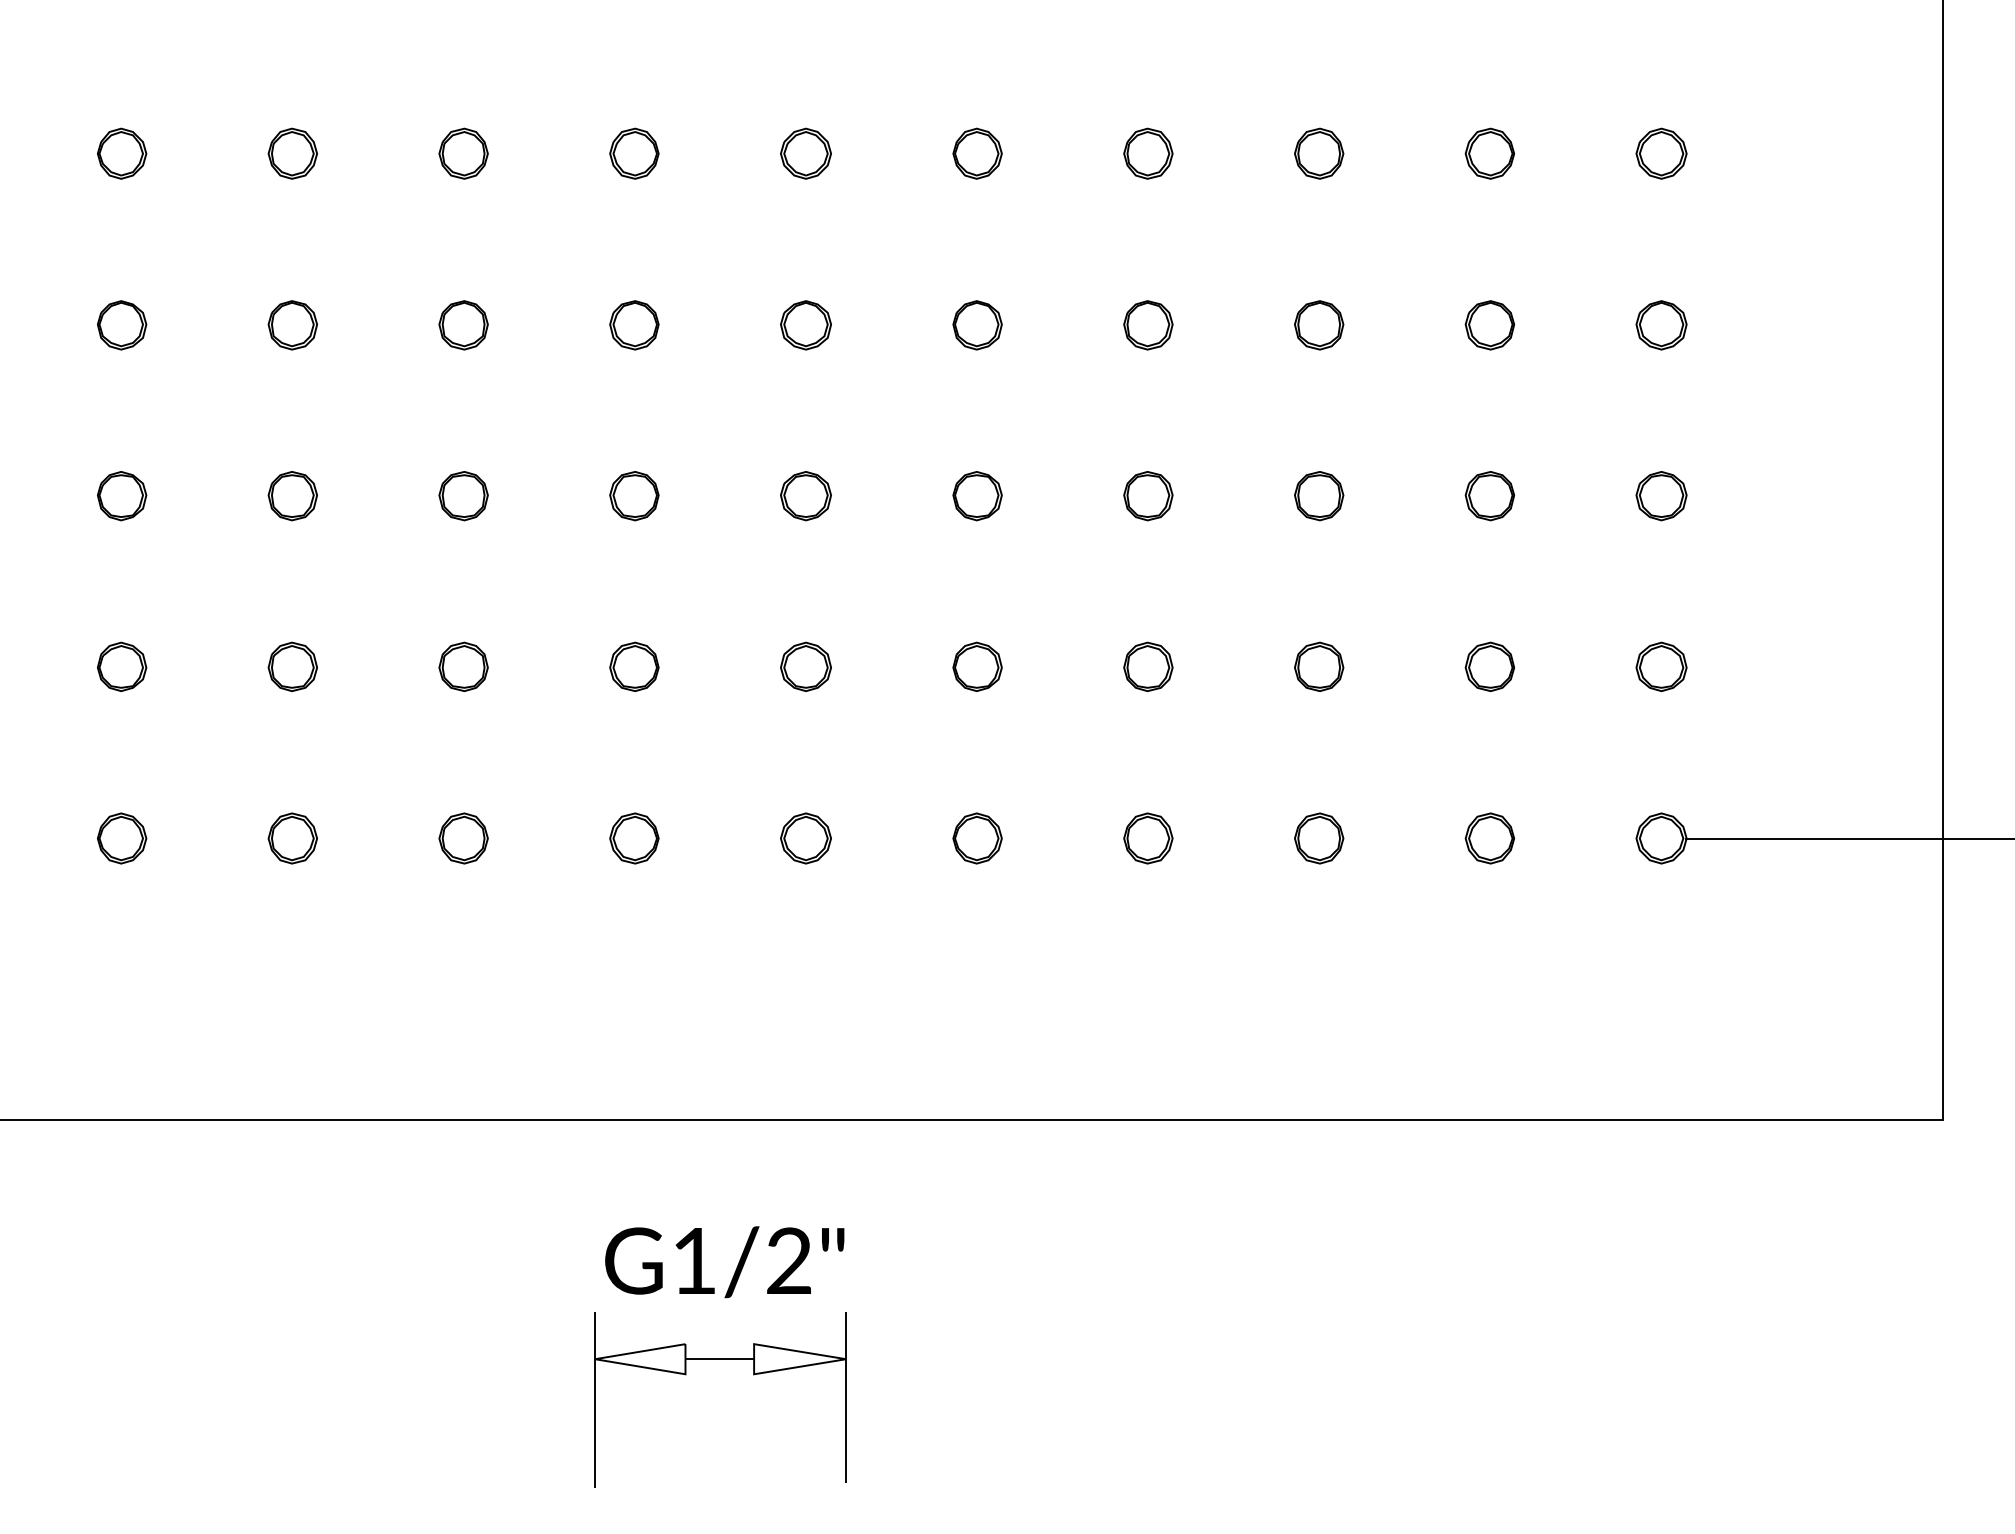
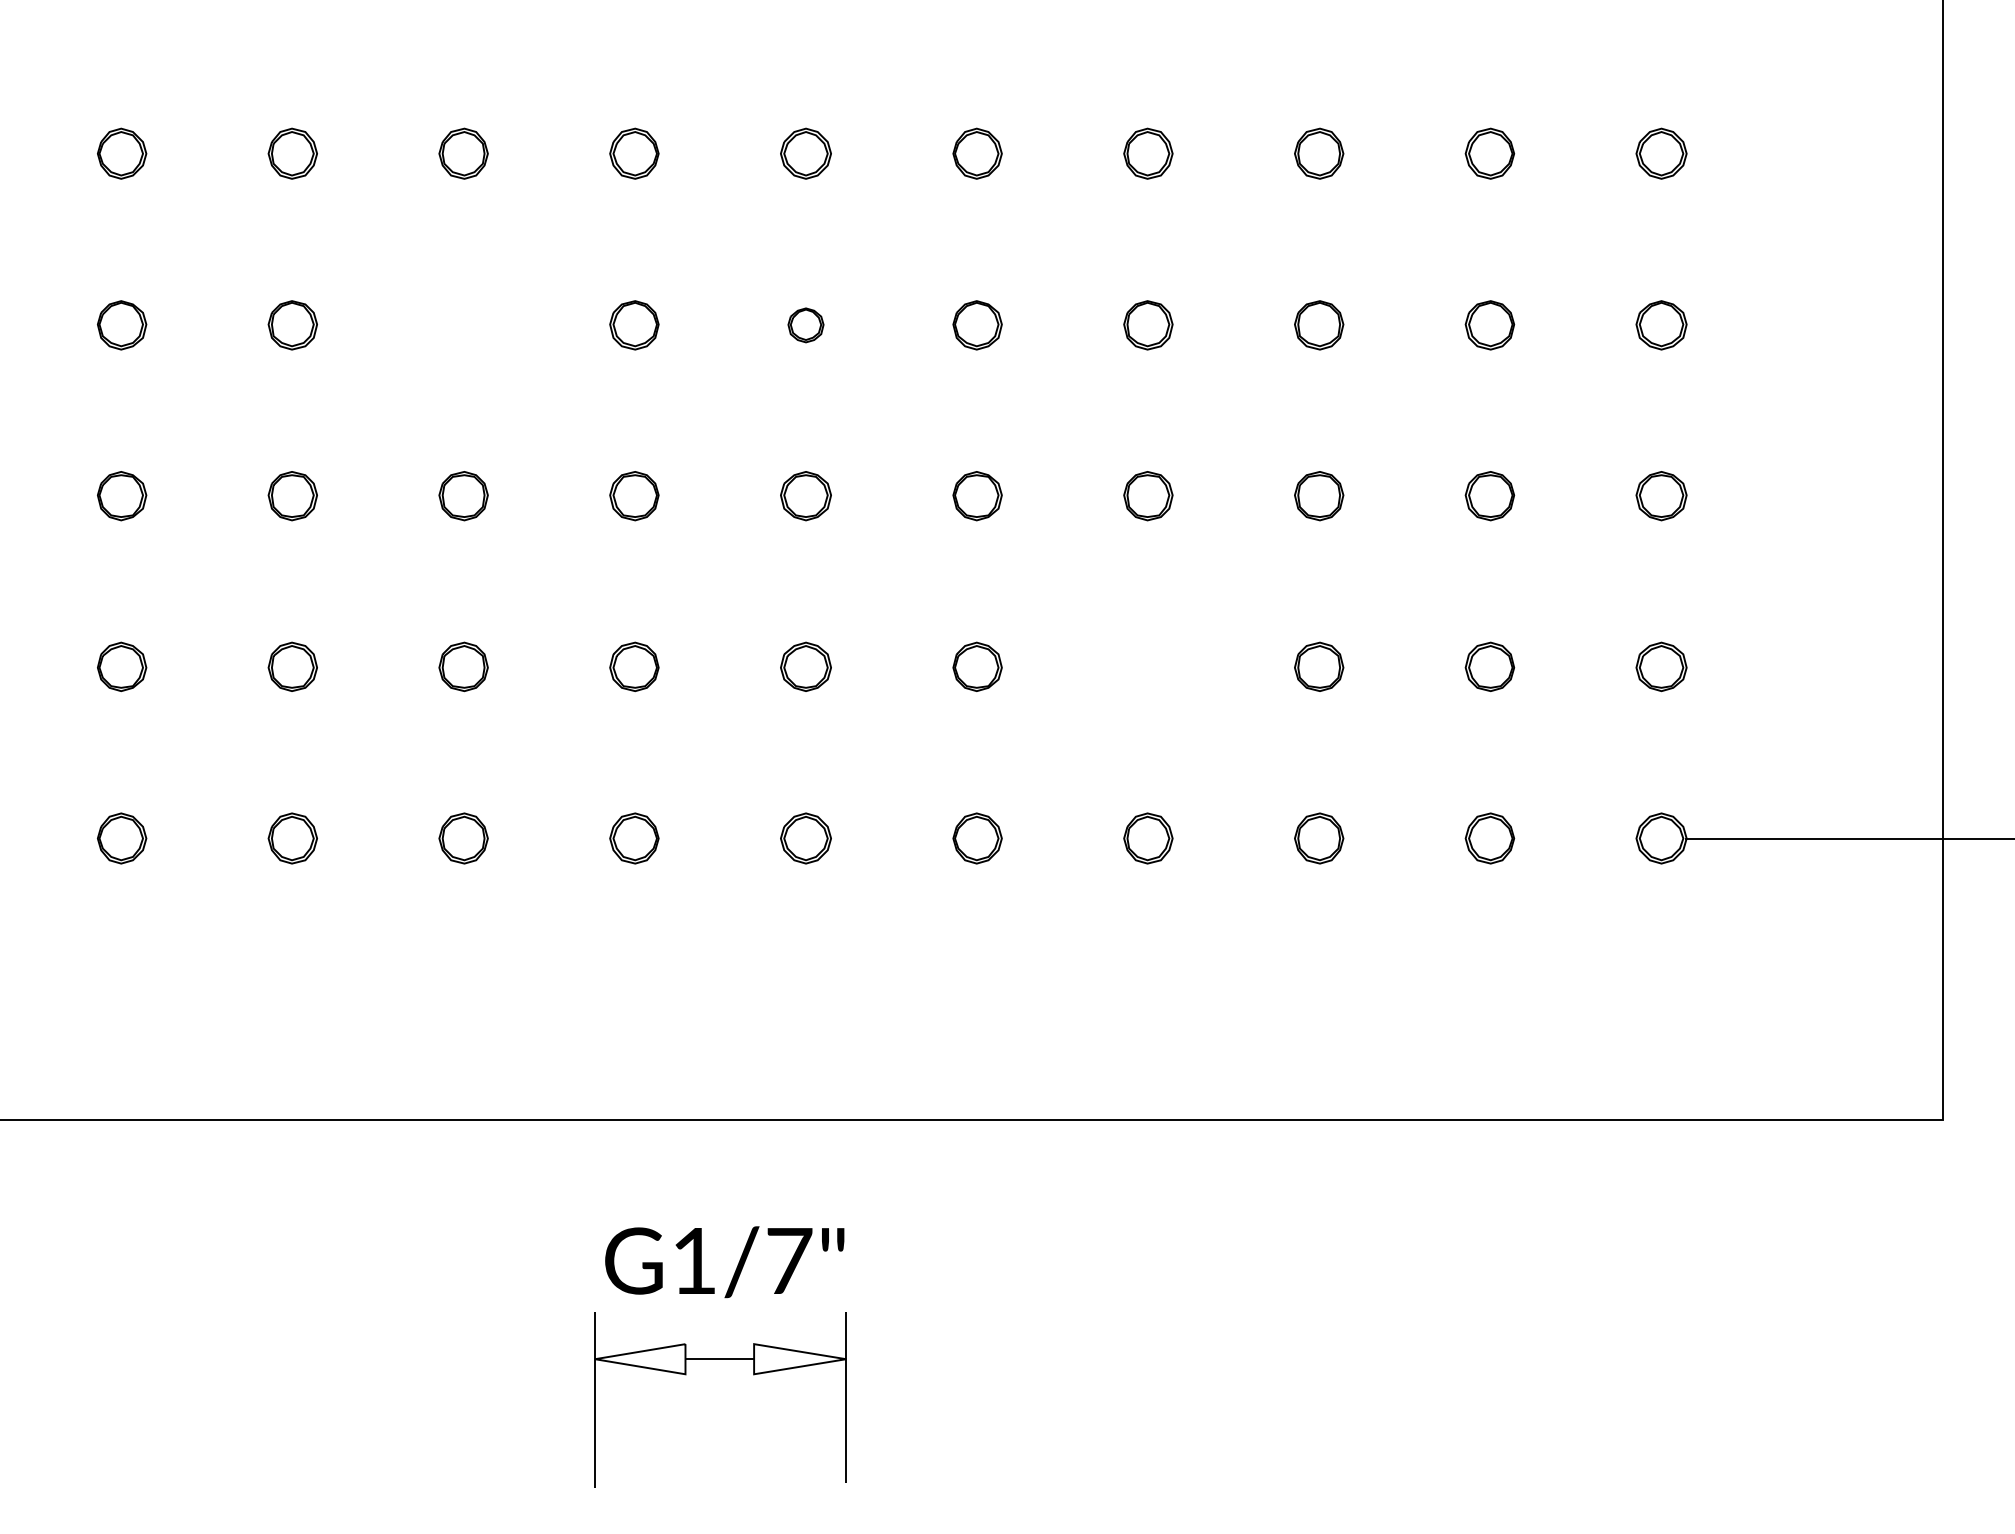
part: present -> none (463, 325)
part size: 52x51 px -> 38x37 px (805, 325)
part: present -> none (1148, 666)
text: G1/2" -> G1/7" (789, 1260)
